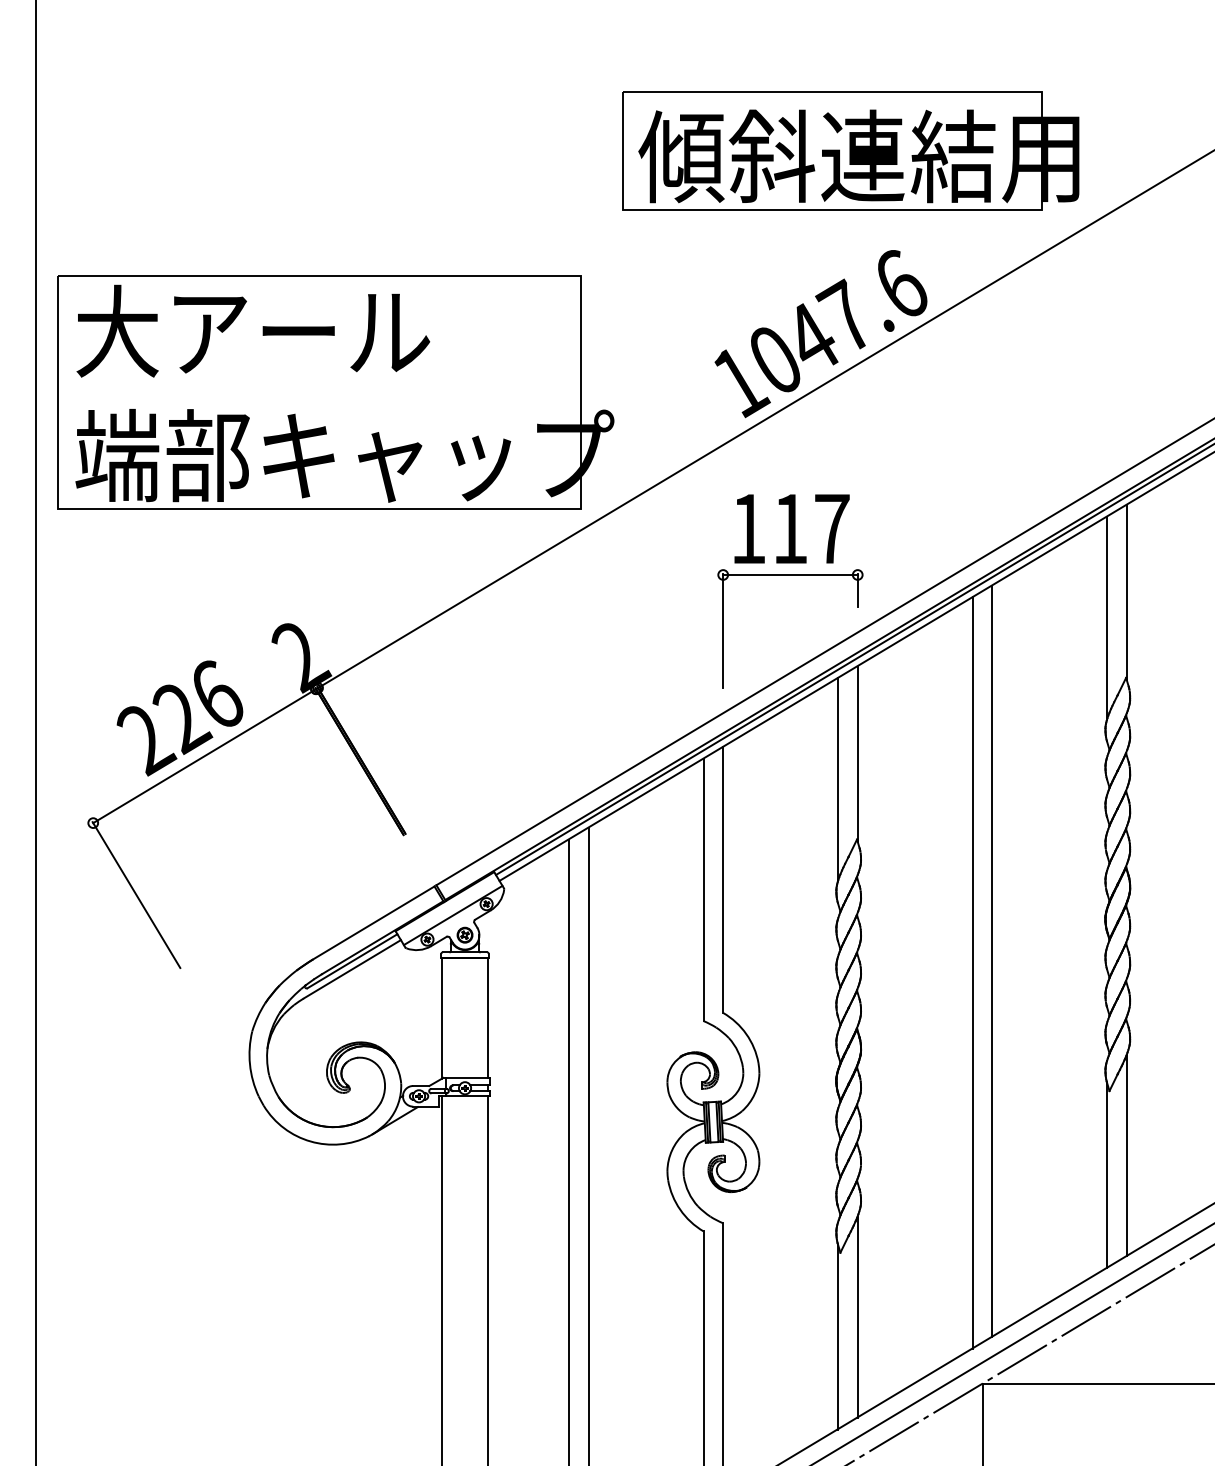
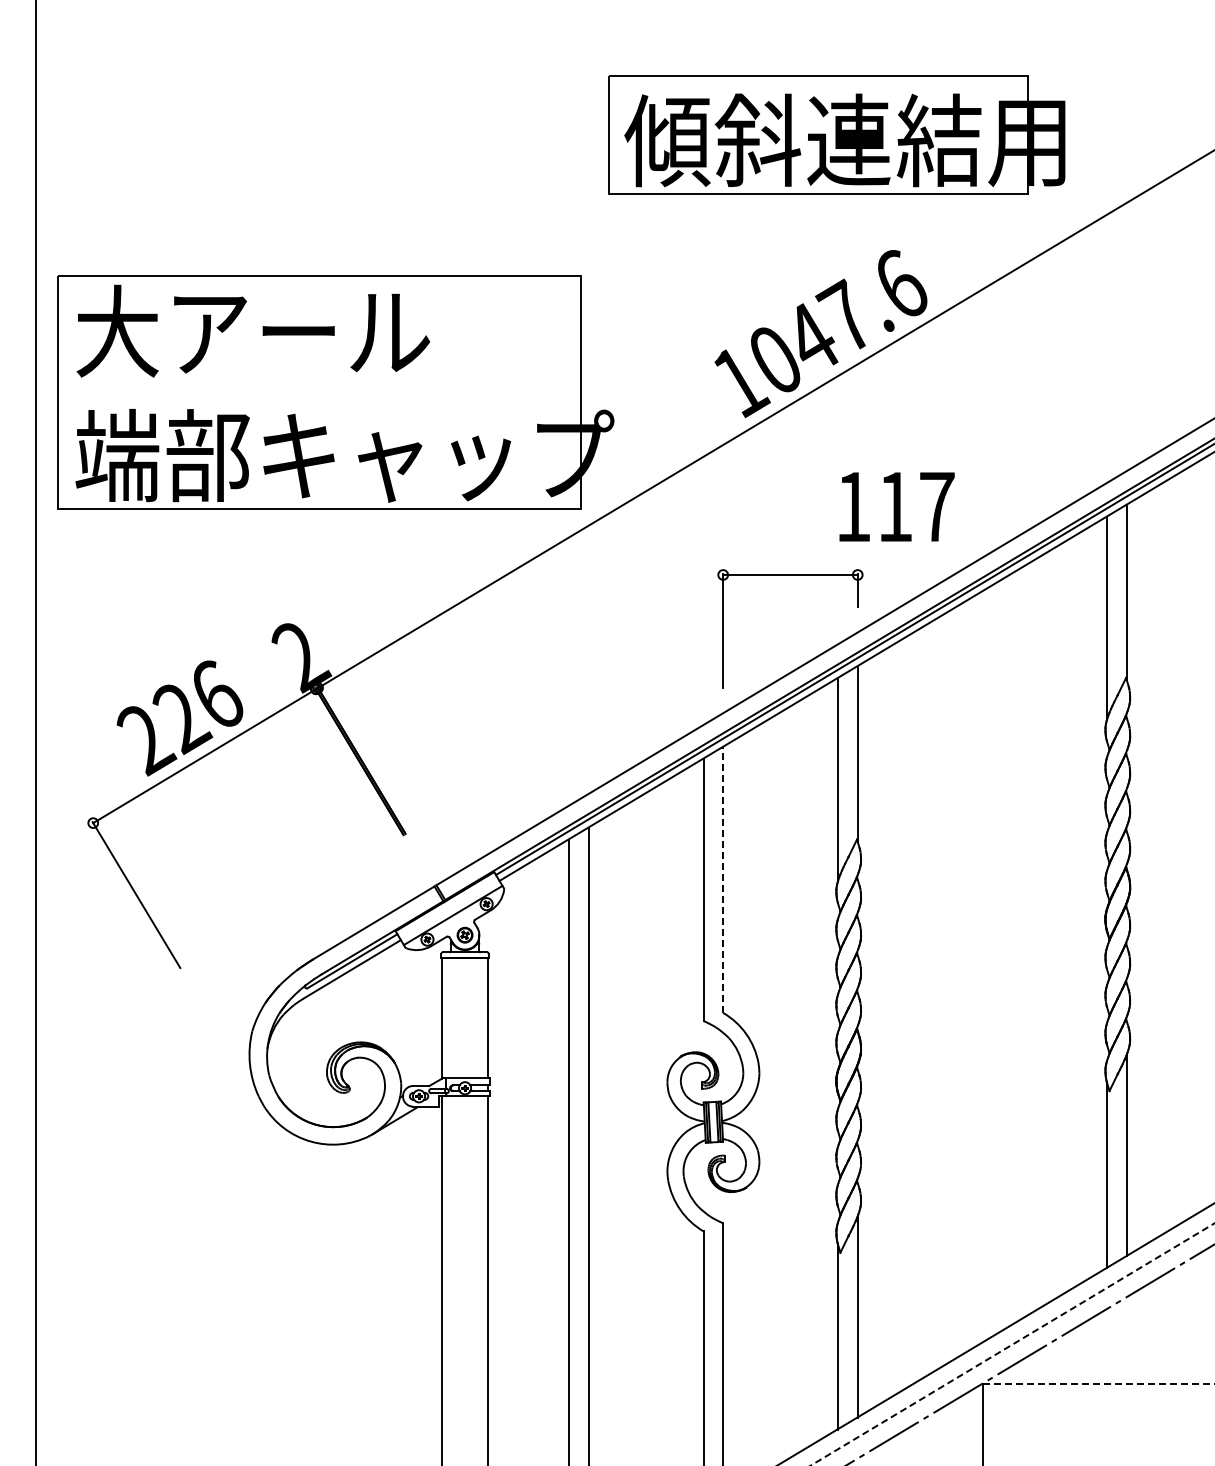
part position: (850, 150) -> (836, 134) (836, 134)
text position: (791, 528) -> (896, 506) (896, 506)
line: solid -> dashed (723, 880)
line: present -> none (992, 960)
line: present -> none (972, 972)
line: solid -> dashed (1012, 1344)
line: solid -> dashed (1098, 1383)
